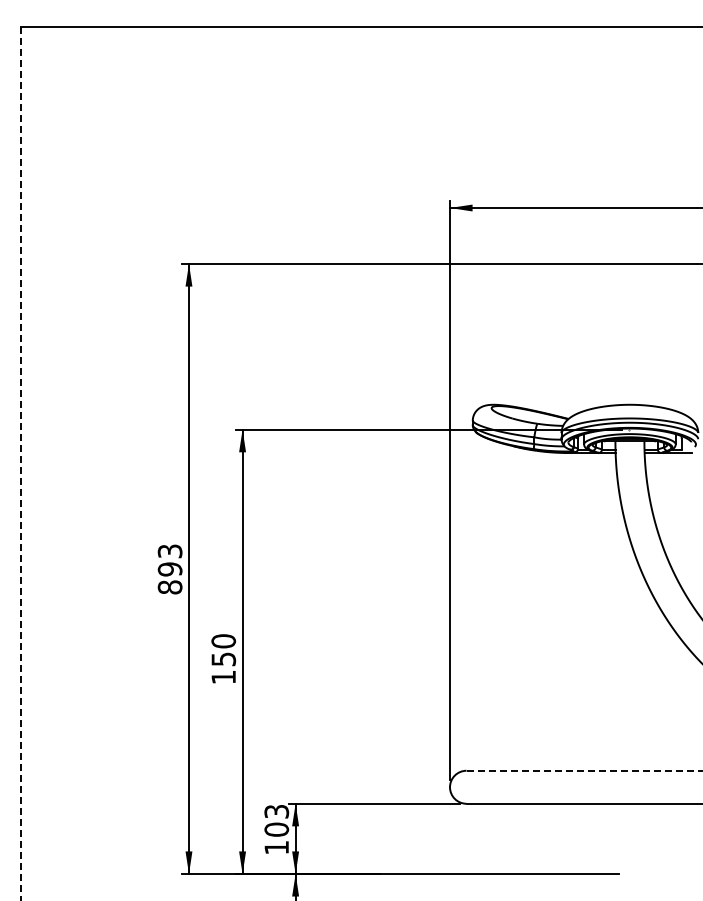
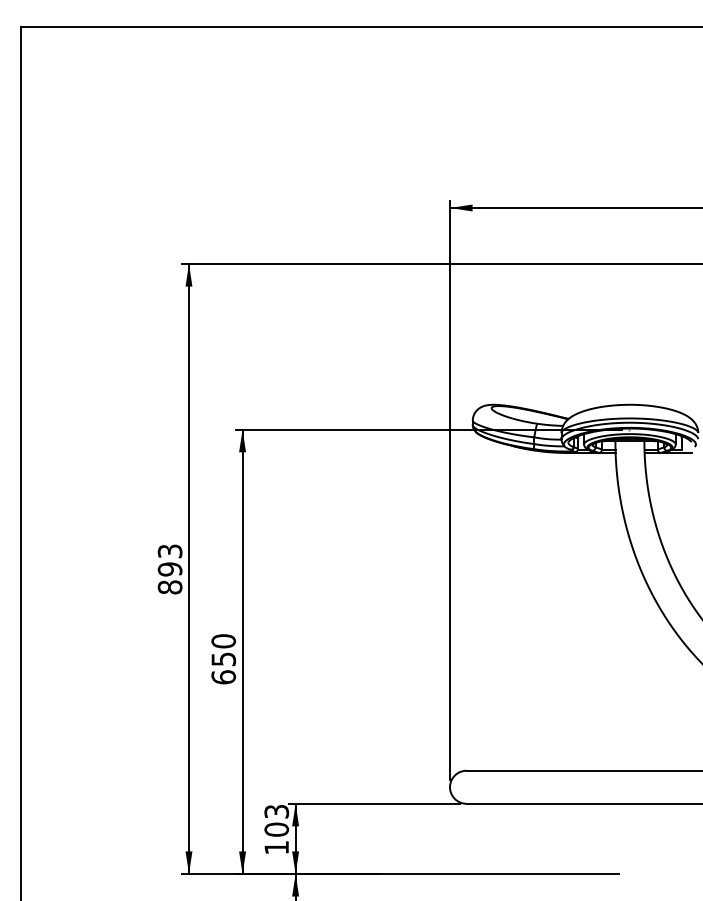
line: dashed -> solid (21, 463)
text: 150 -> 650 (223, 677)
line: dashed -> solid (584, 770)
